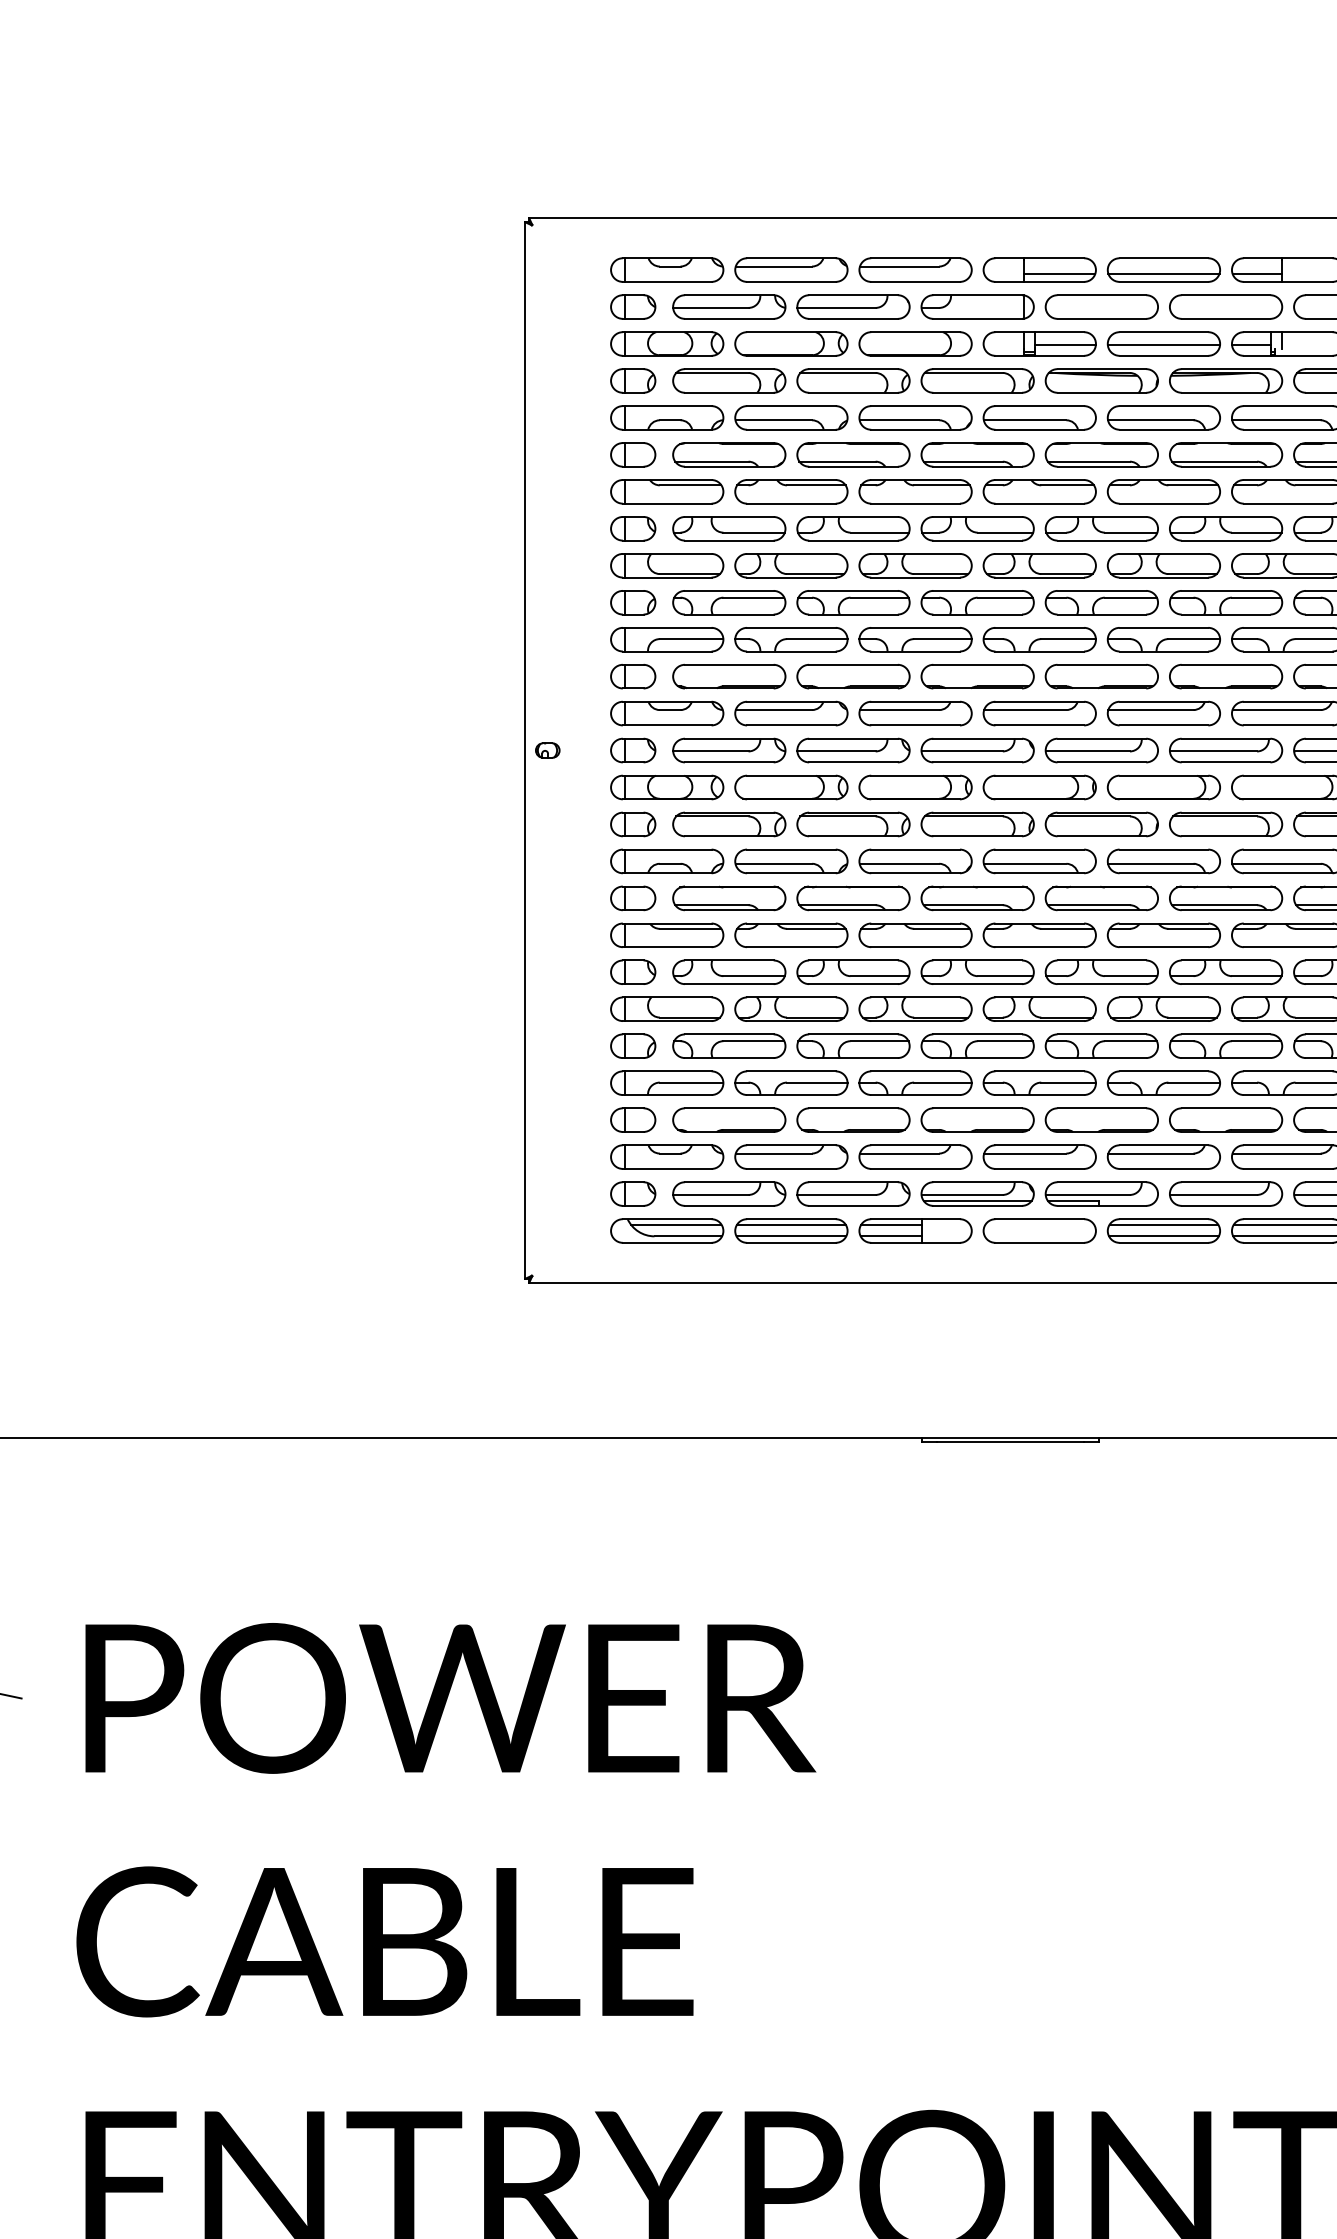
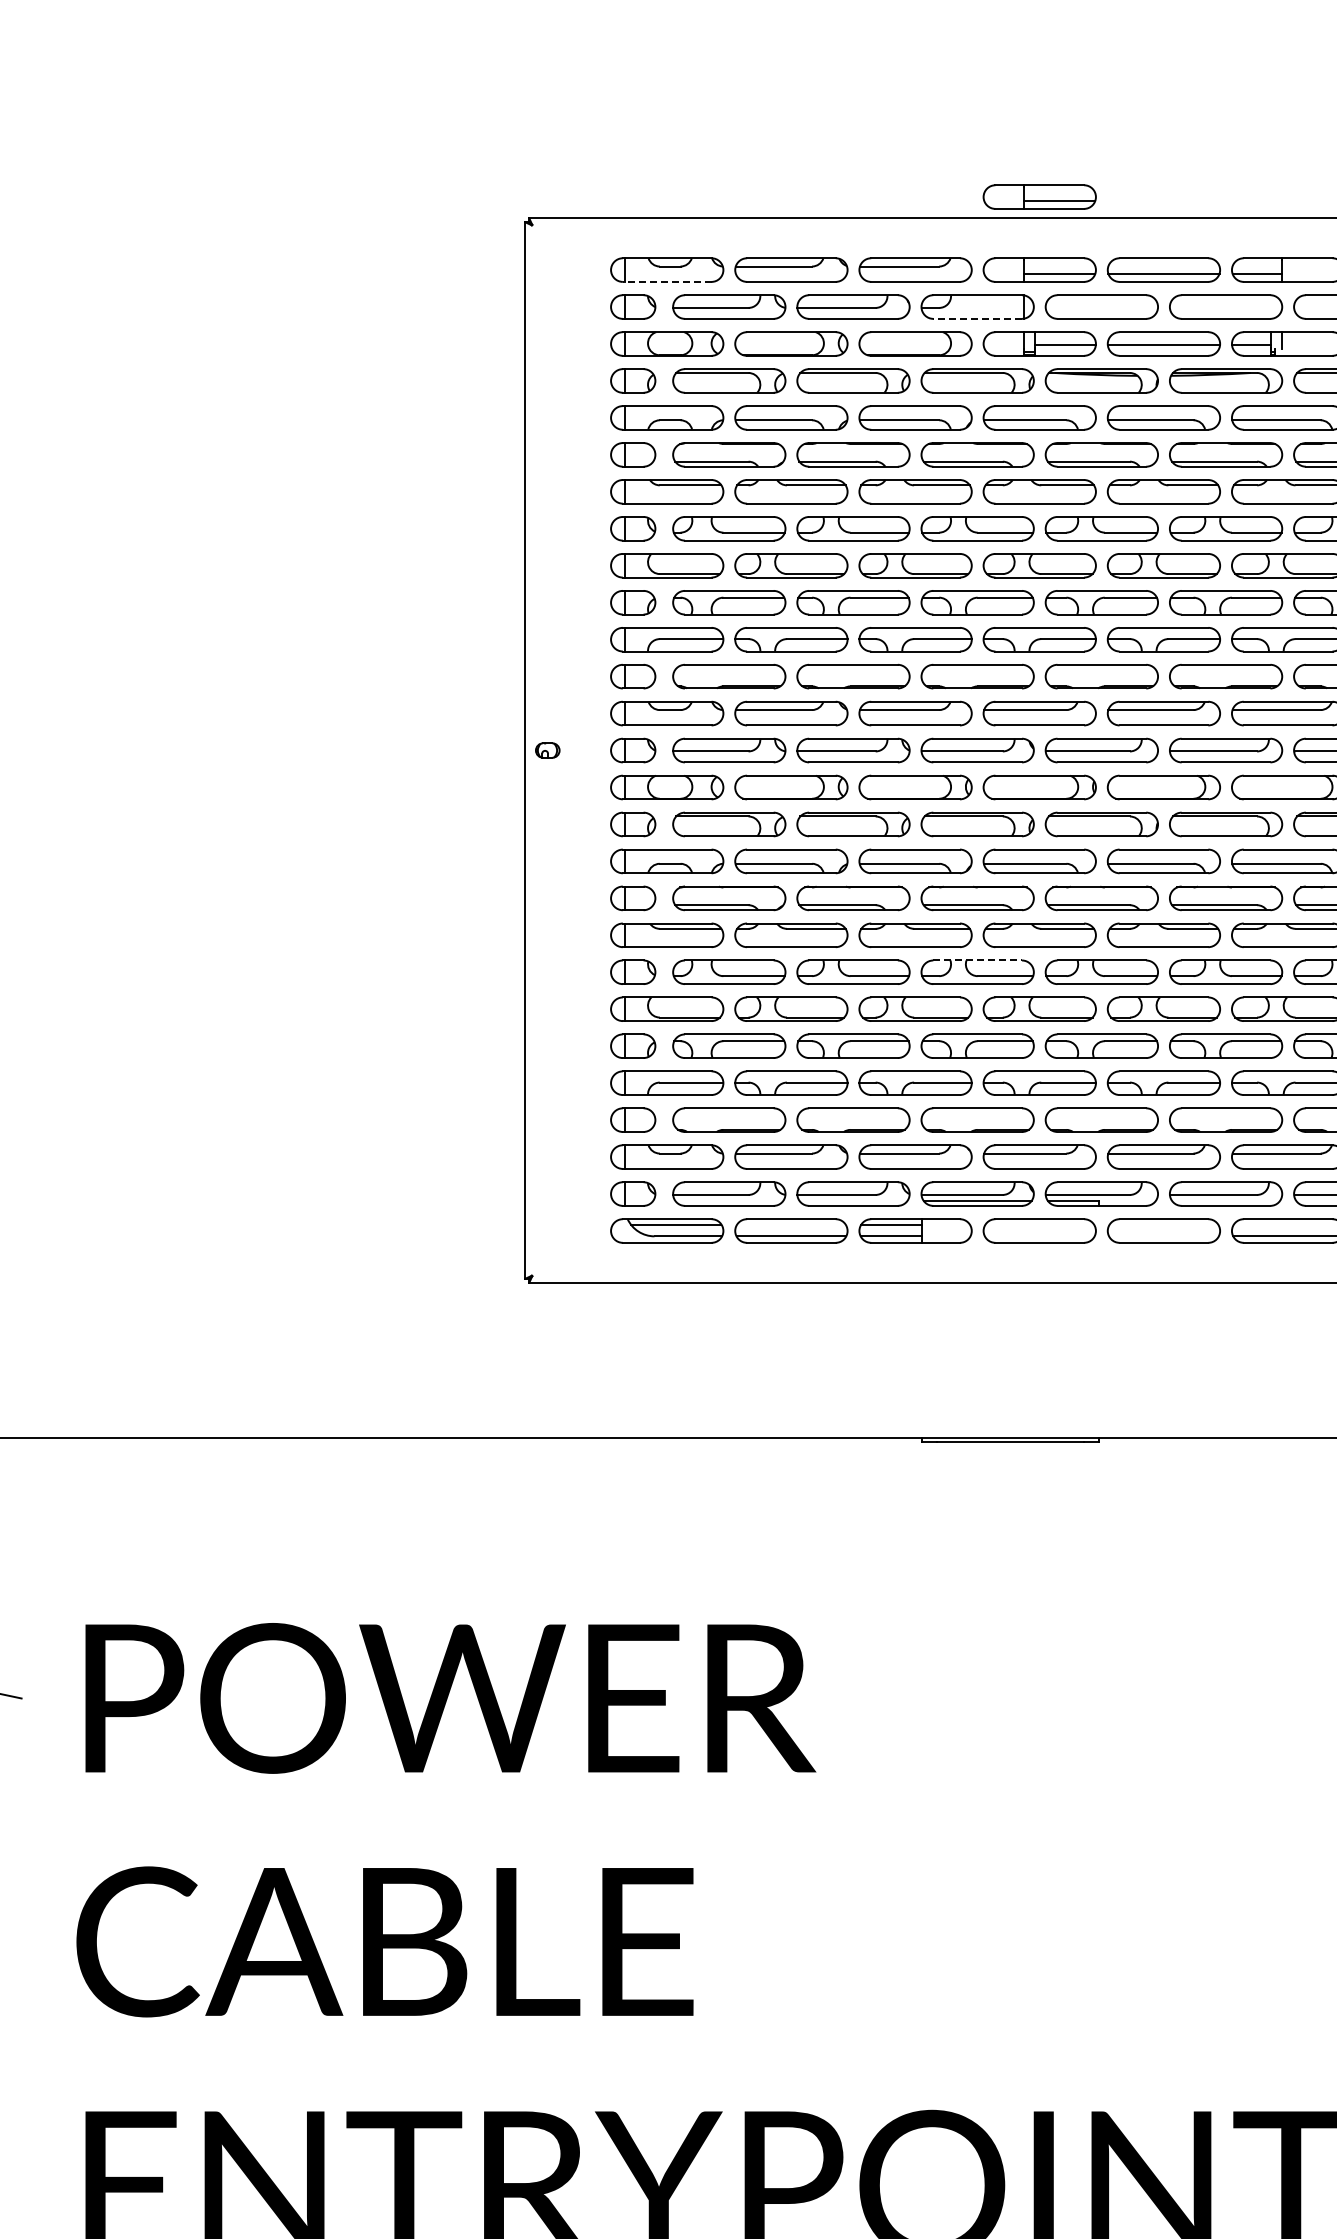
part: none -> present (1039, 196)
line: solid -> dashed (666, 281)
line: solid -> dashed (977, 318)
line: solid -> dashed (978, 960)
line: present -> none (791, 1224)
line: present -> none (1163, 1224)
line: present -> none (1283, 1224)
line: present -> none (1163, 1236)
